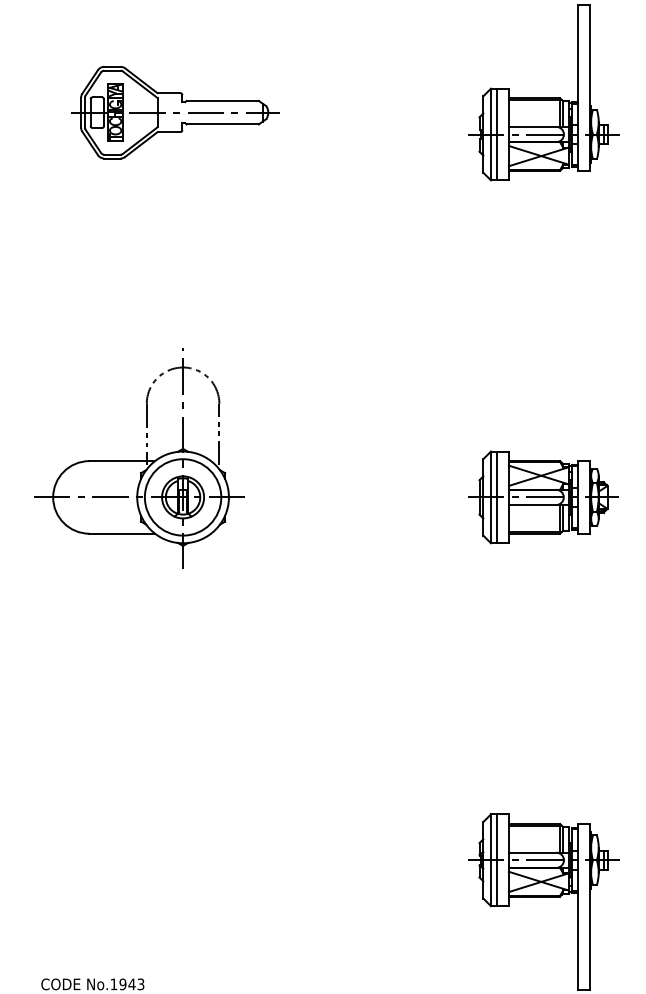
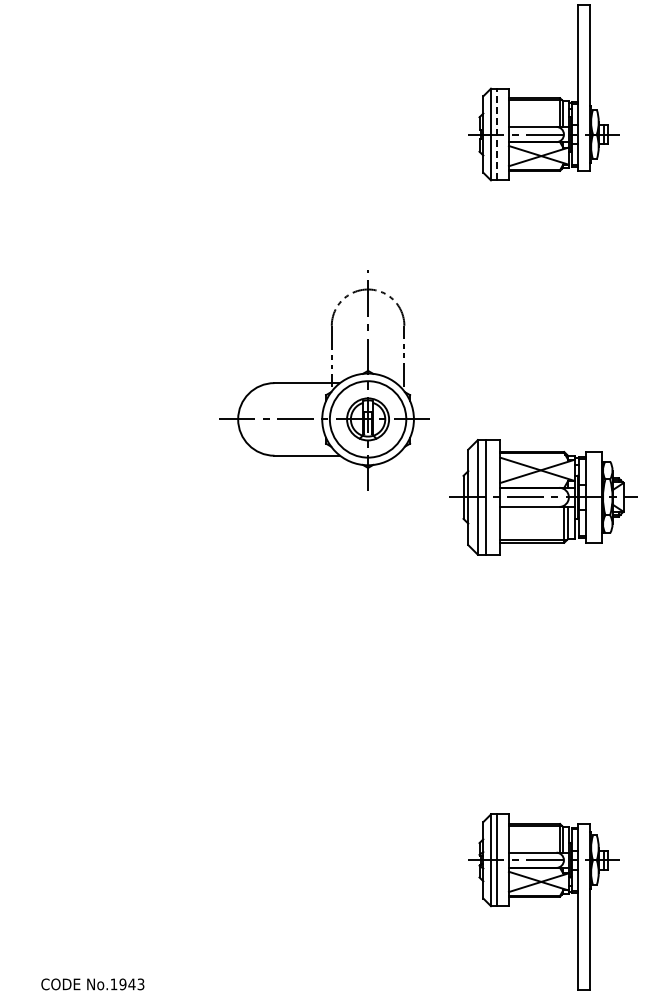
part: present -> none (175, 112)
line: solid -> dashed (497, 134)
part position: (139, 458) -> (324, 380) (324, 380)
part size: 151x95 px -> 189x117 px (543, 497)
